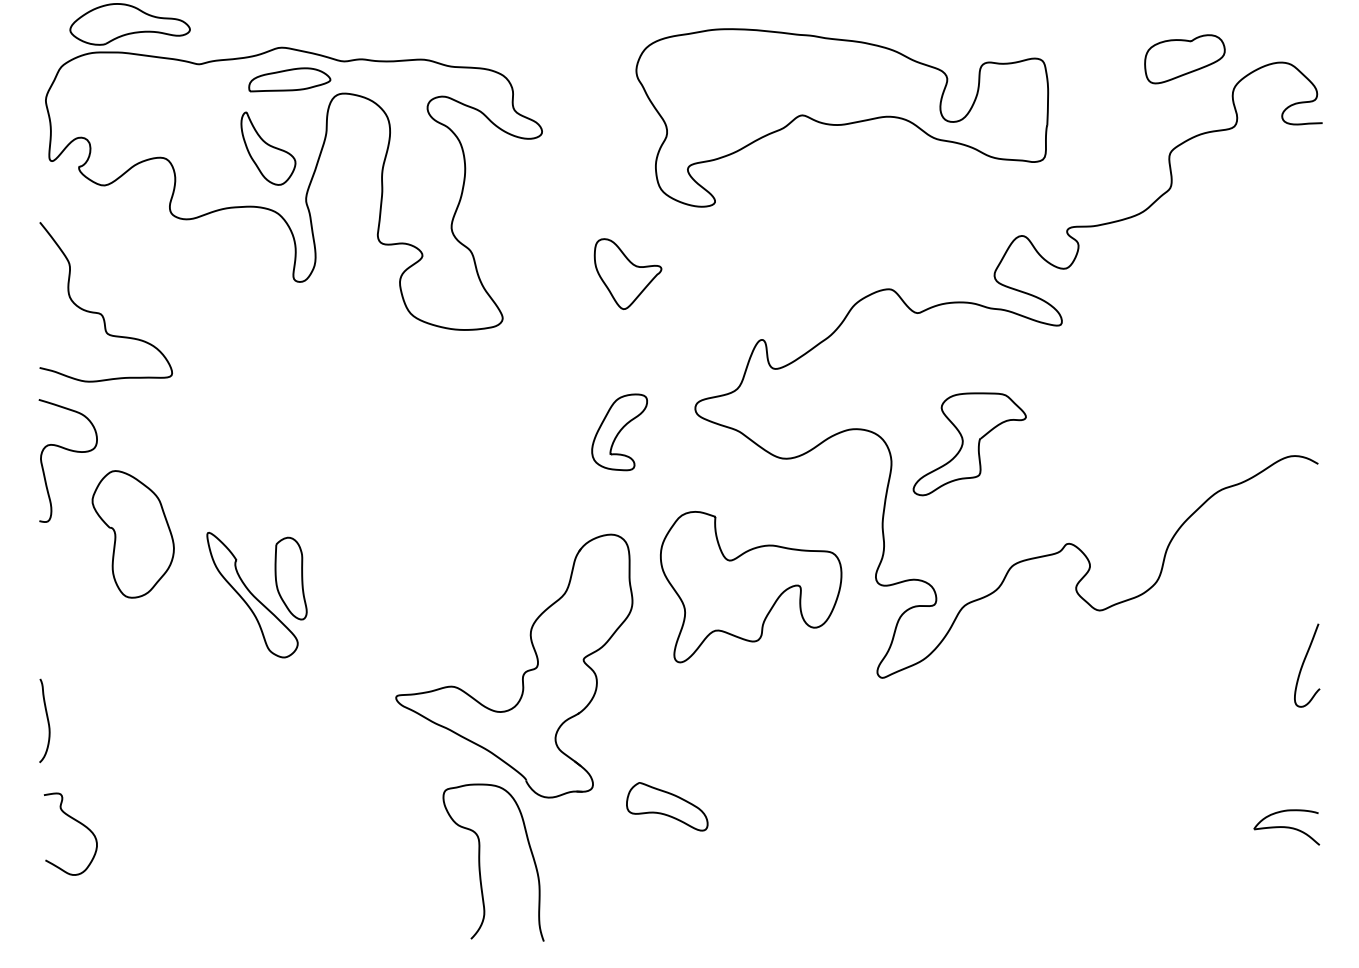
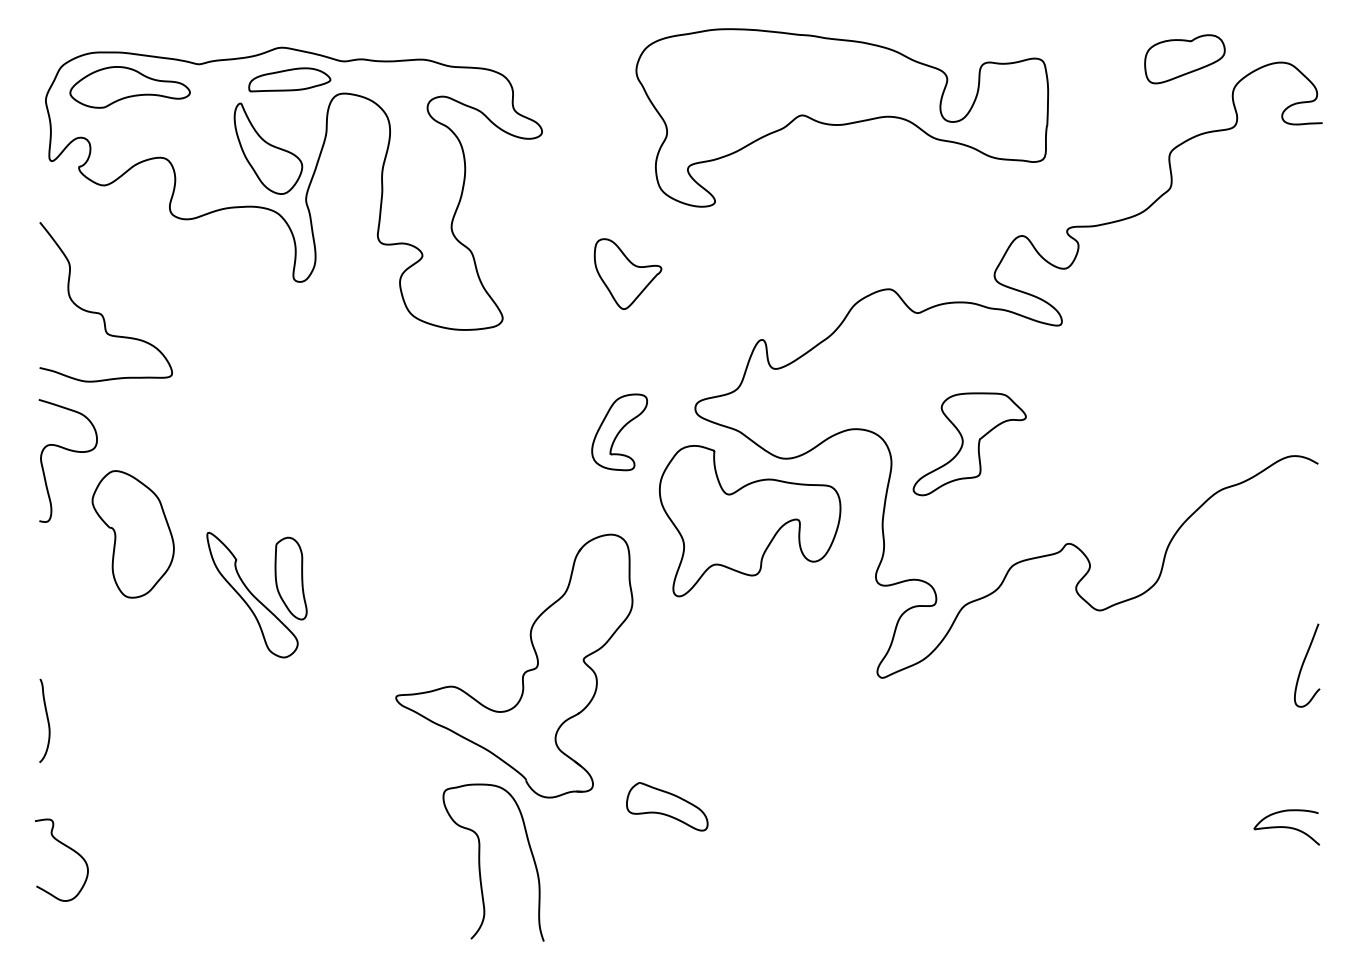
part position: (129, 24) -> (129, 87) (129, 87)
part size: 57x75 px -> 71x93 px (268, 148)
part position: (751, 587) -> (750, 521) (750, 521)
curve position: (75, 821) -> (66, 847) (66, 847)
